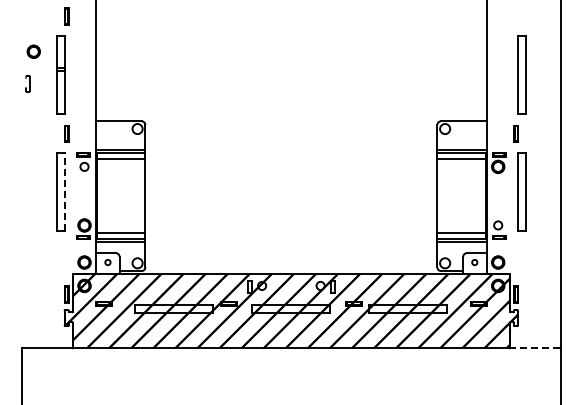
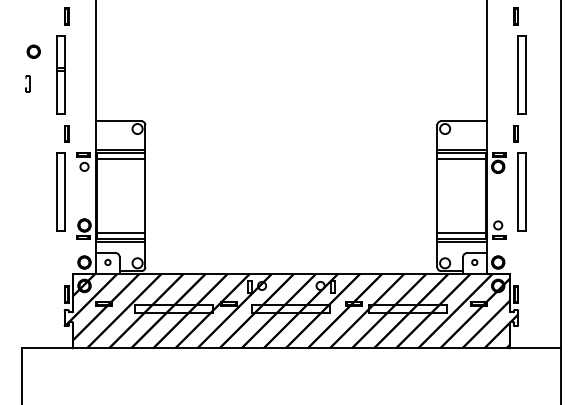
part: none -> present (515, 16)
line: dashed -> solid (65, 191)
line: dashed -> solid (535, 348)
